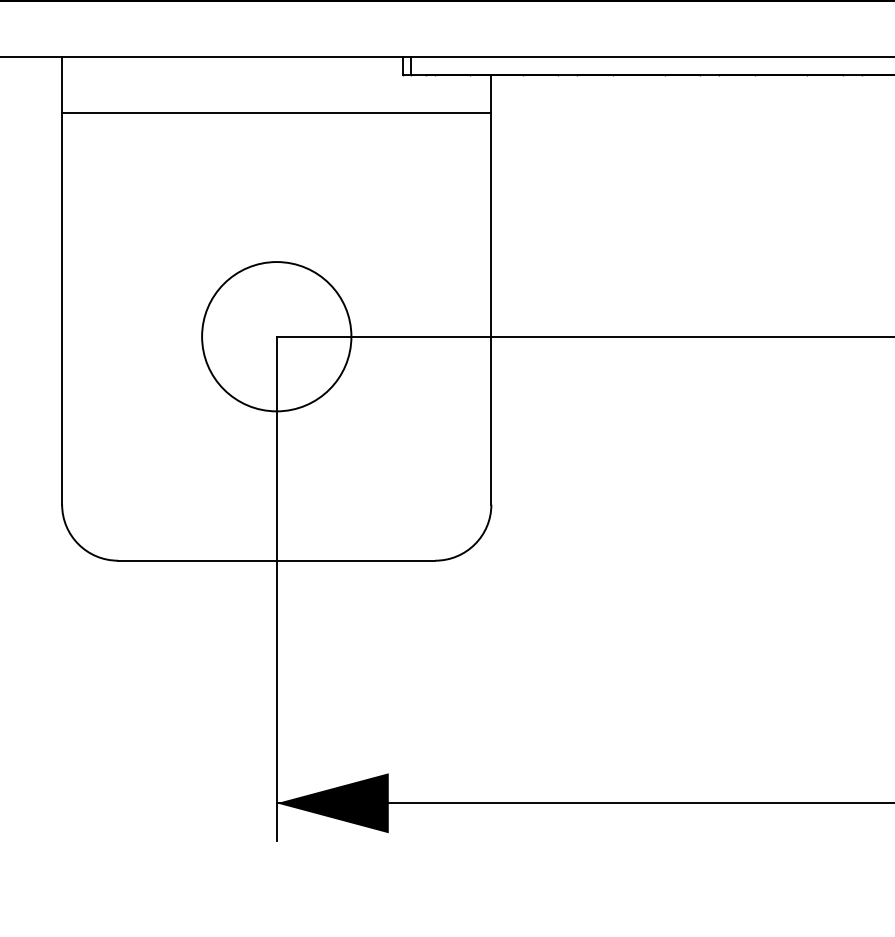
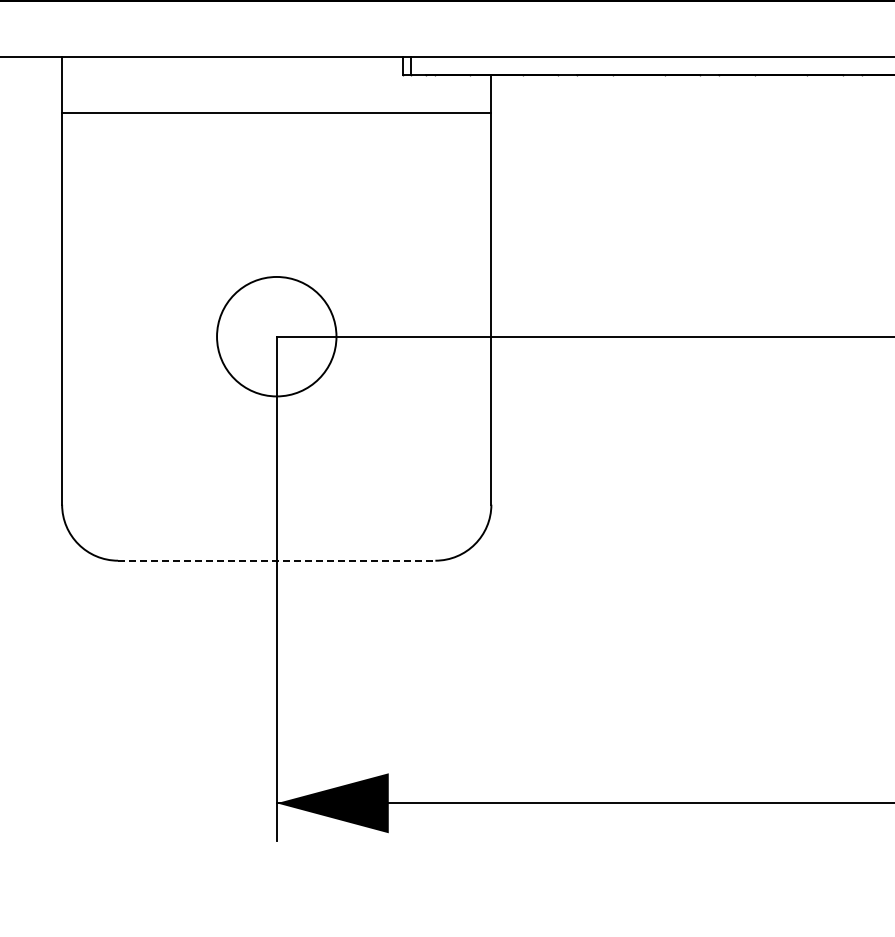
circle diameter: 149 px -> 119 px (276, 336)
line: solid -> dashed (276, 560)
